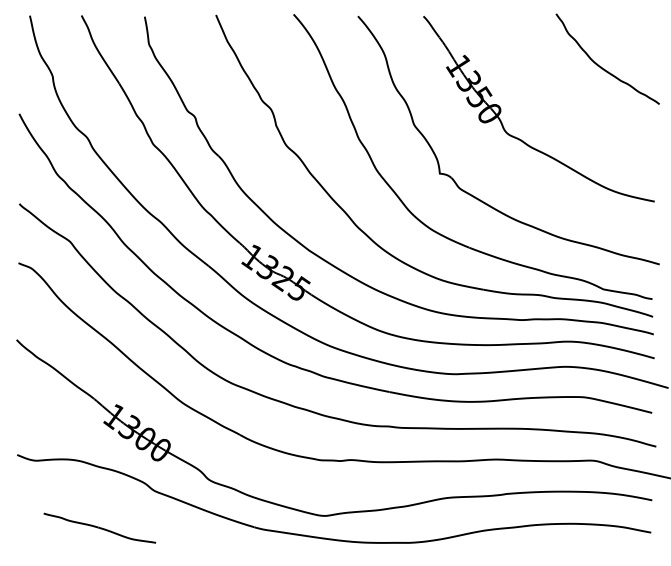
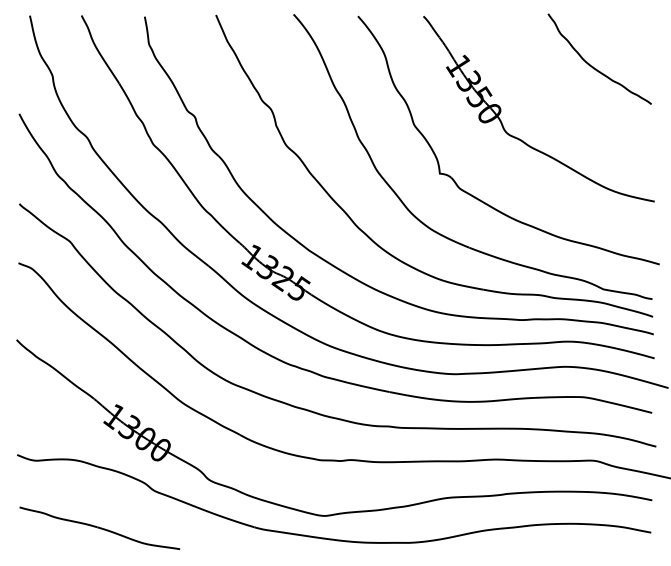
curve position: (601, 66) -> (593, 66) (593, 66)
part size: 114x32 px -> 162x44 px (99, 527)
